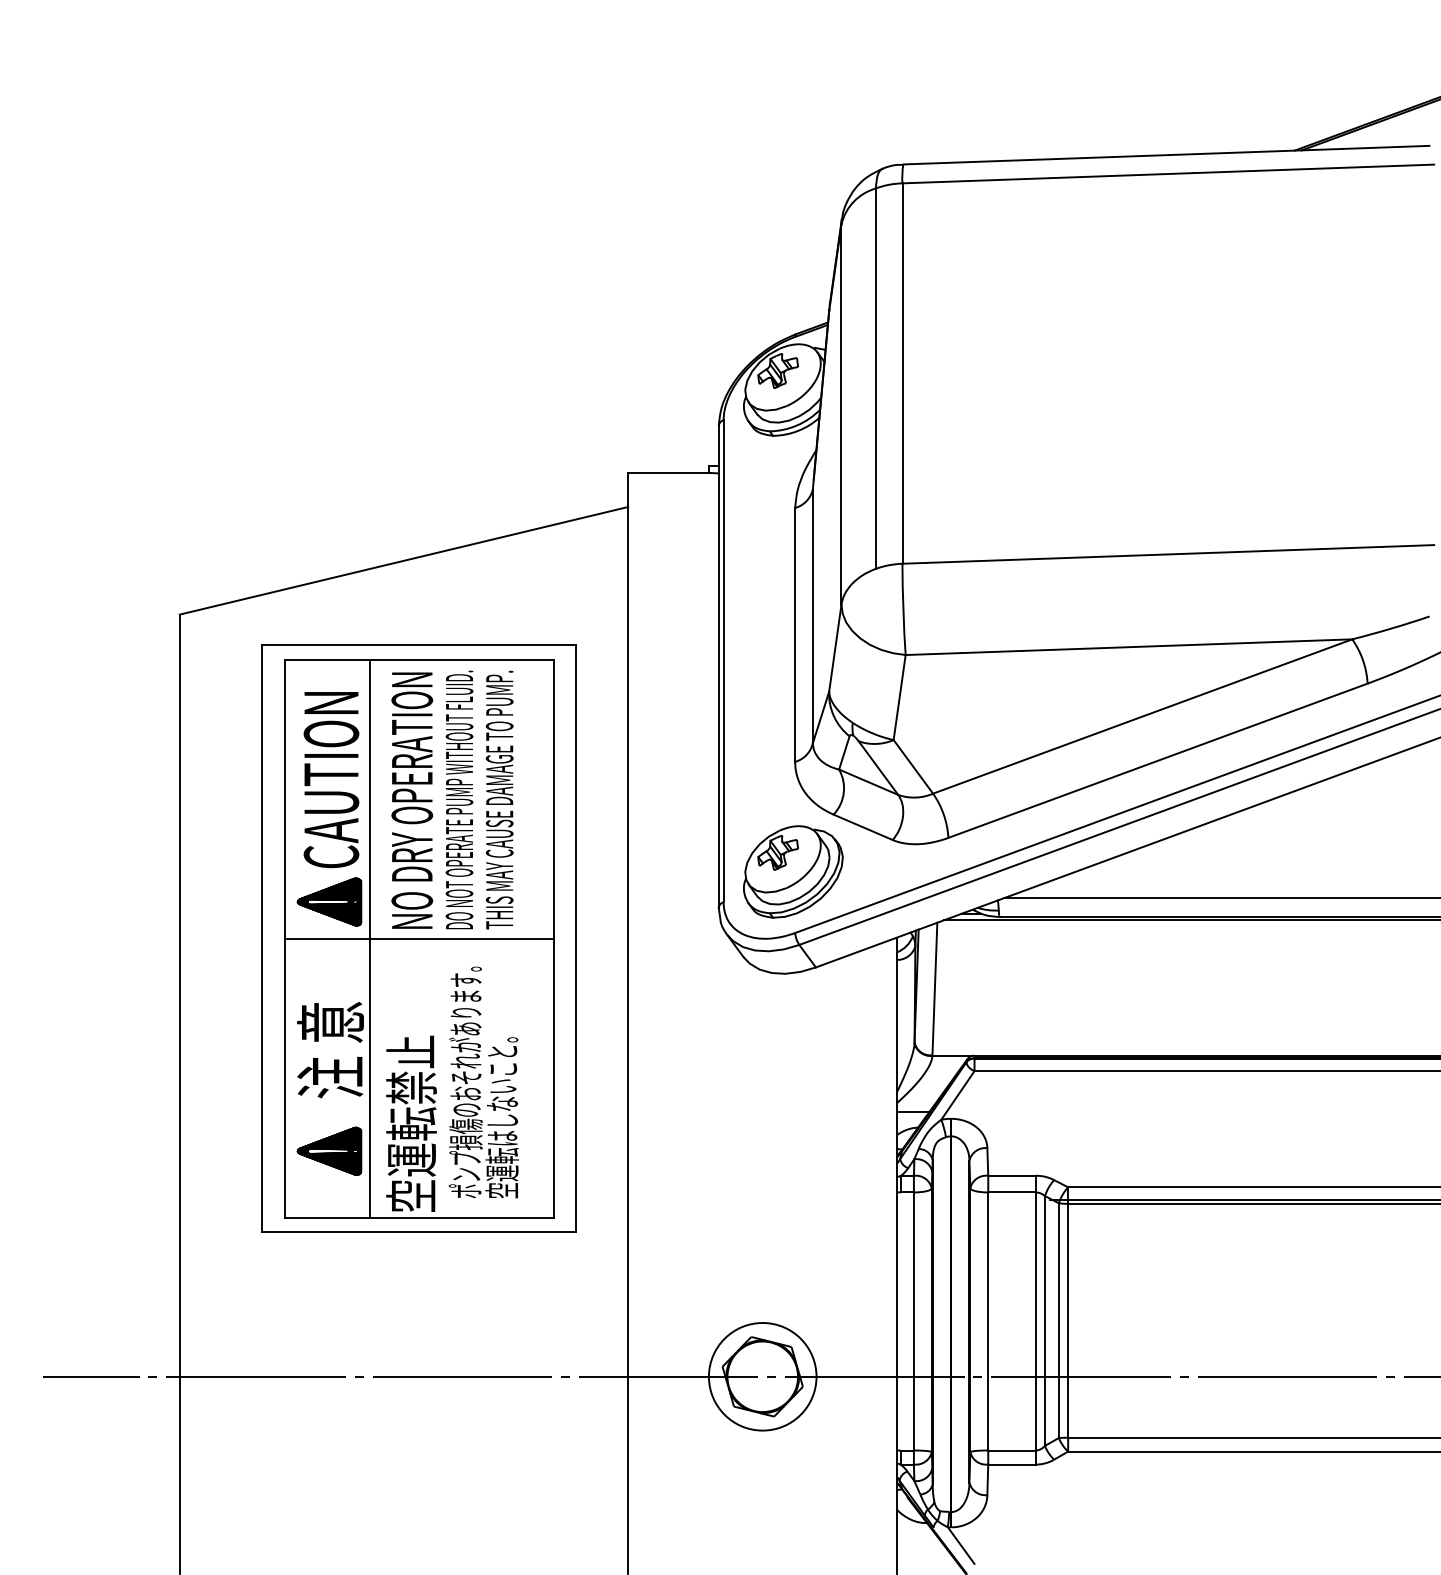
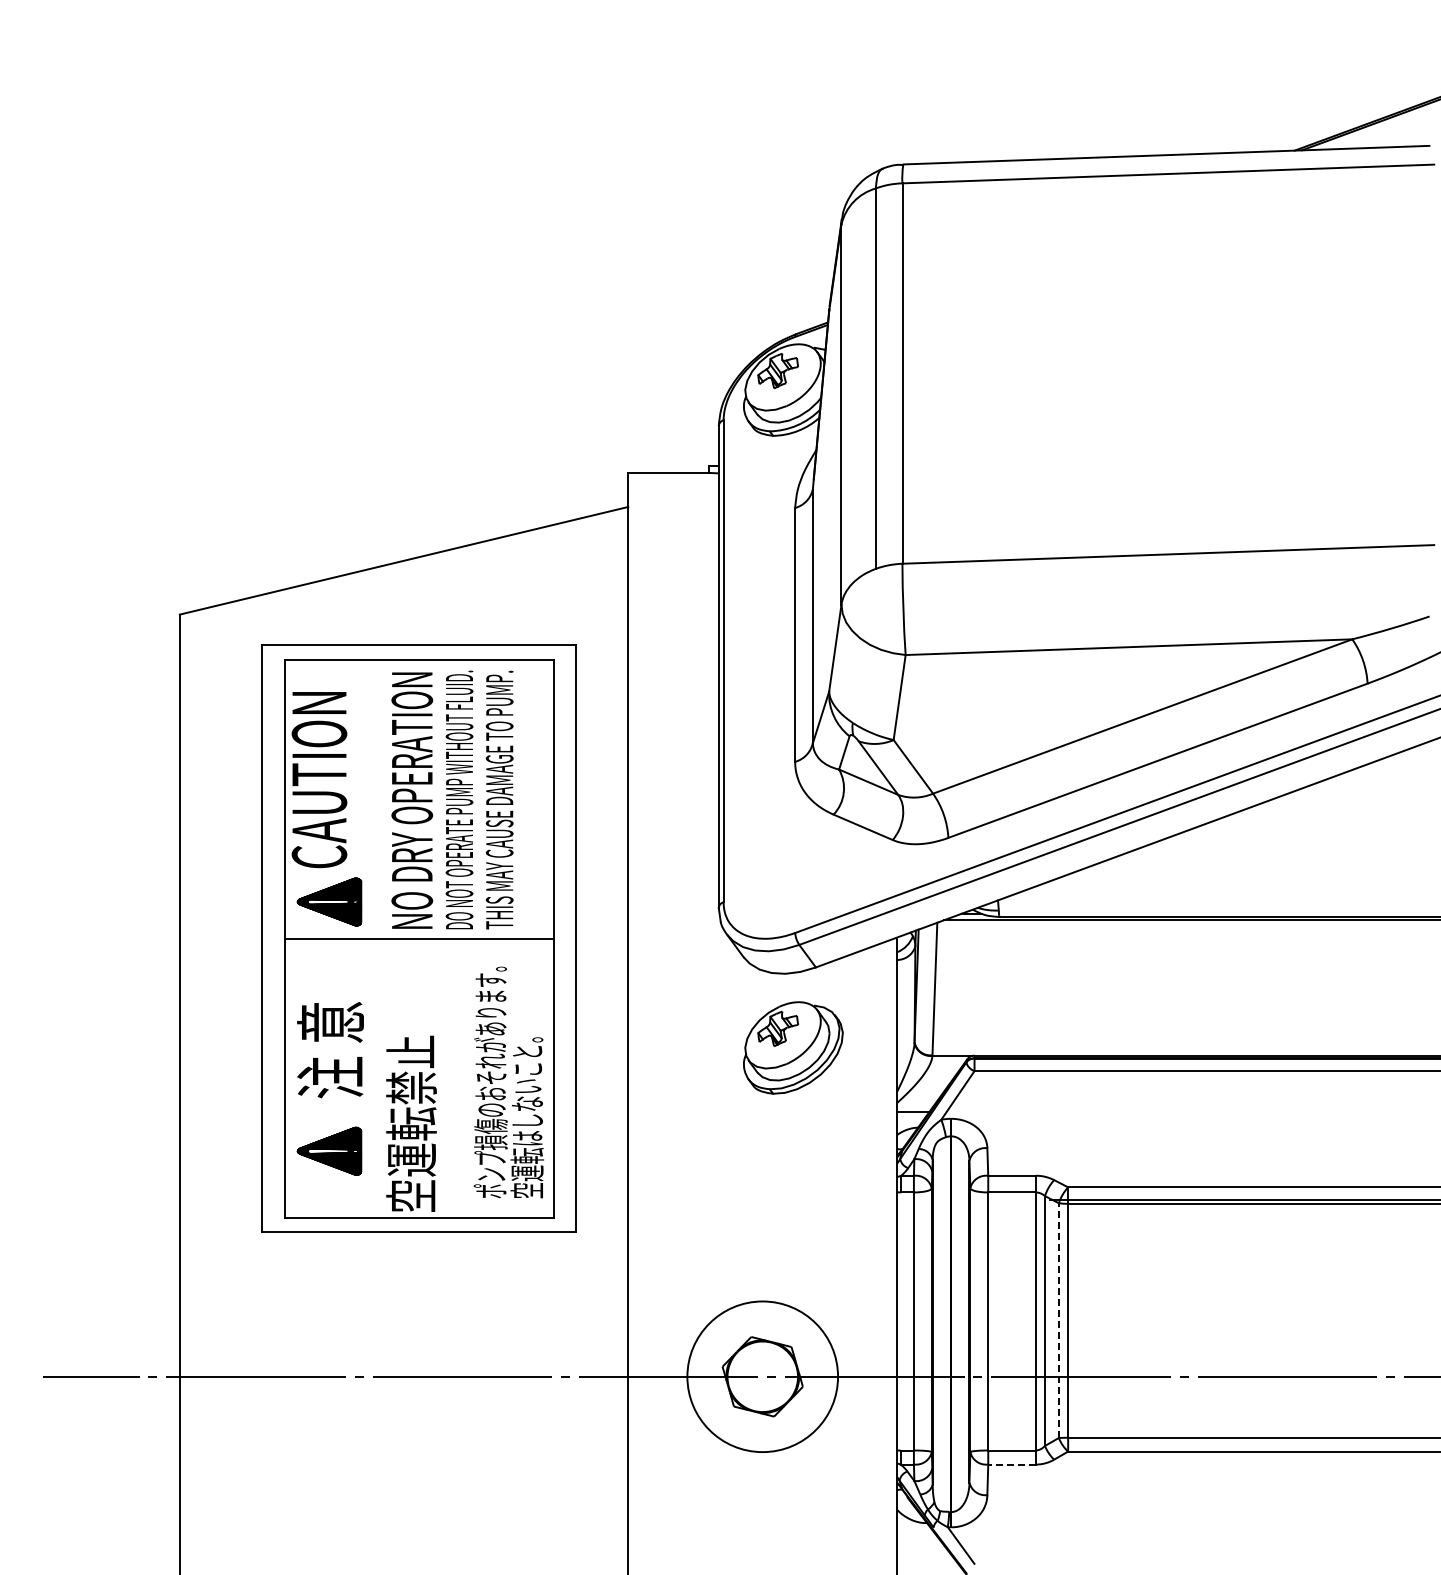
text position: (331, 780) -> (319, 780) (319, 780)
part position: (793, 871) -> (793, 1047) (793, 1047)
line: present -> none (1220, 898)
line: present -> none (369, 938)
text position: (483, 1082) -> (508, 1082) (508, 1082)
line: solid -> dashed (1058, 1320)
circle diameter: 108 px -> 151 px (762, 1376)
line: solid -> dashed (1012, 1464)
